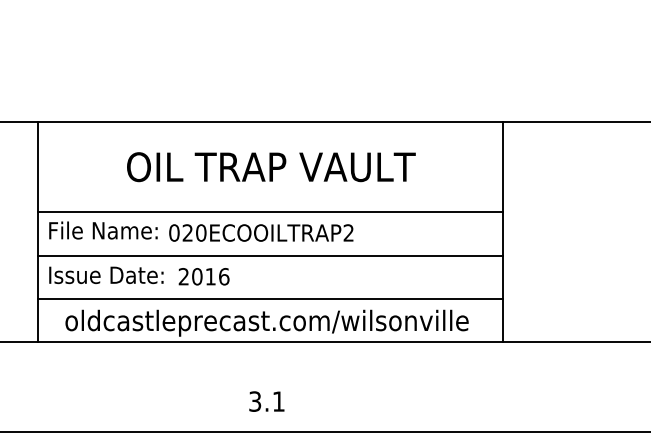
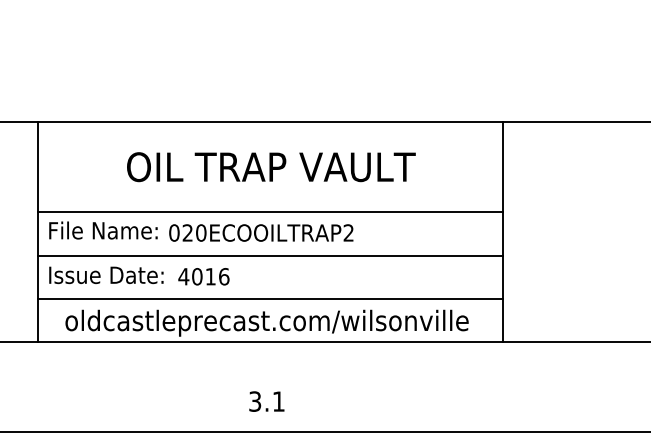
text: 2016 -> 4016 (183, 276)
